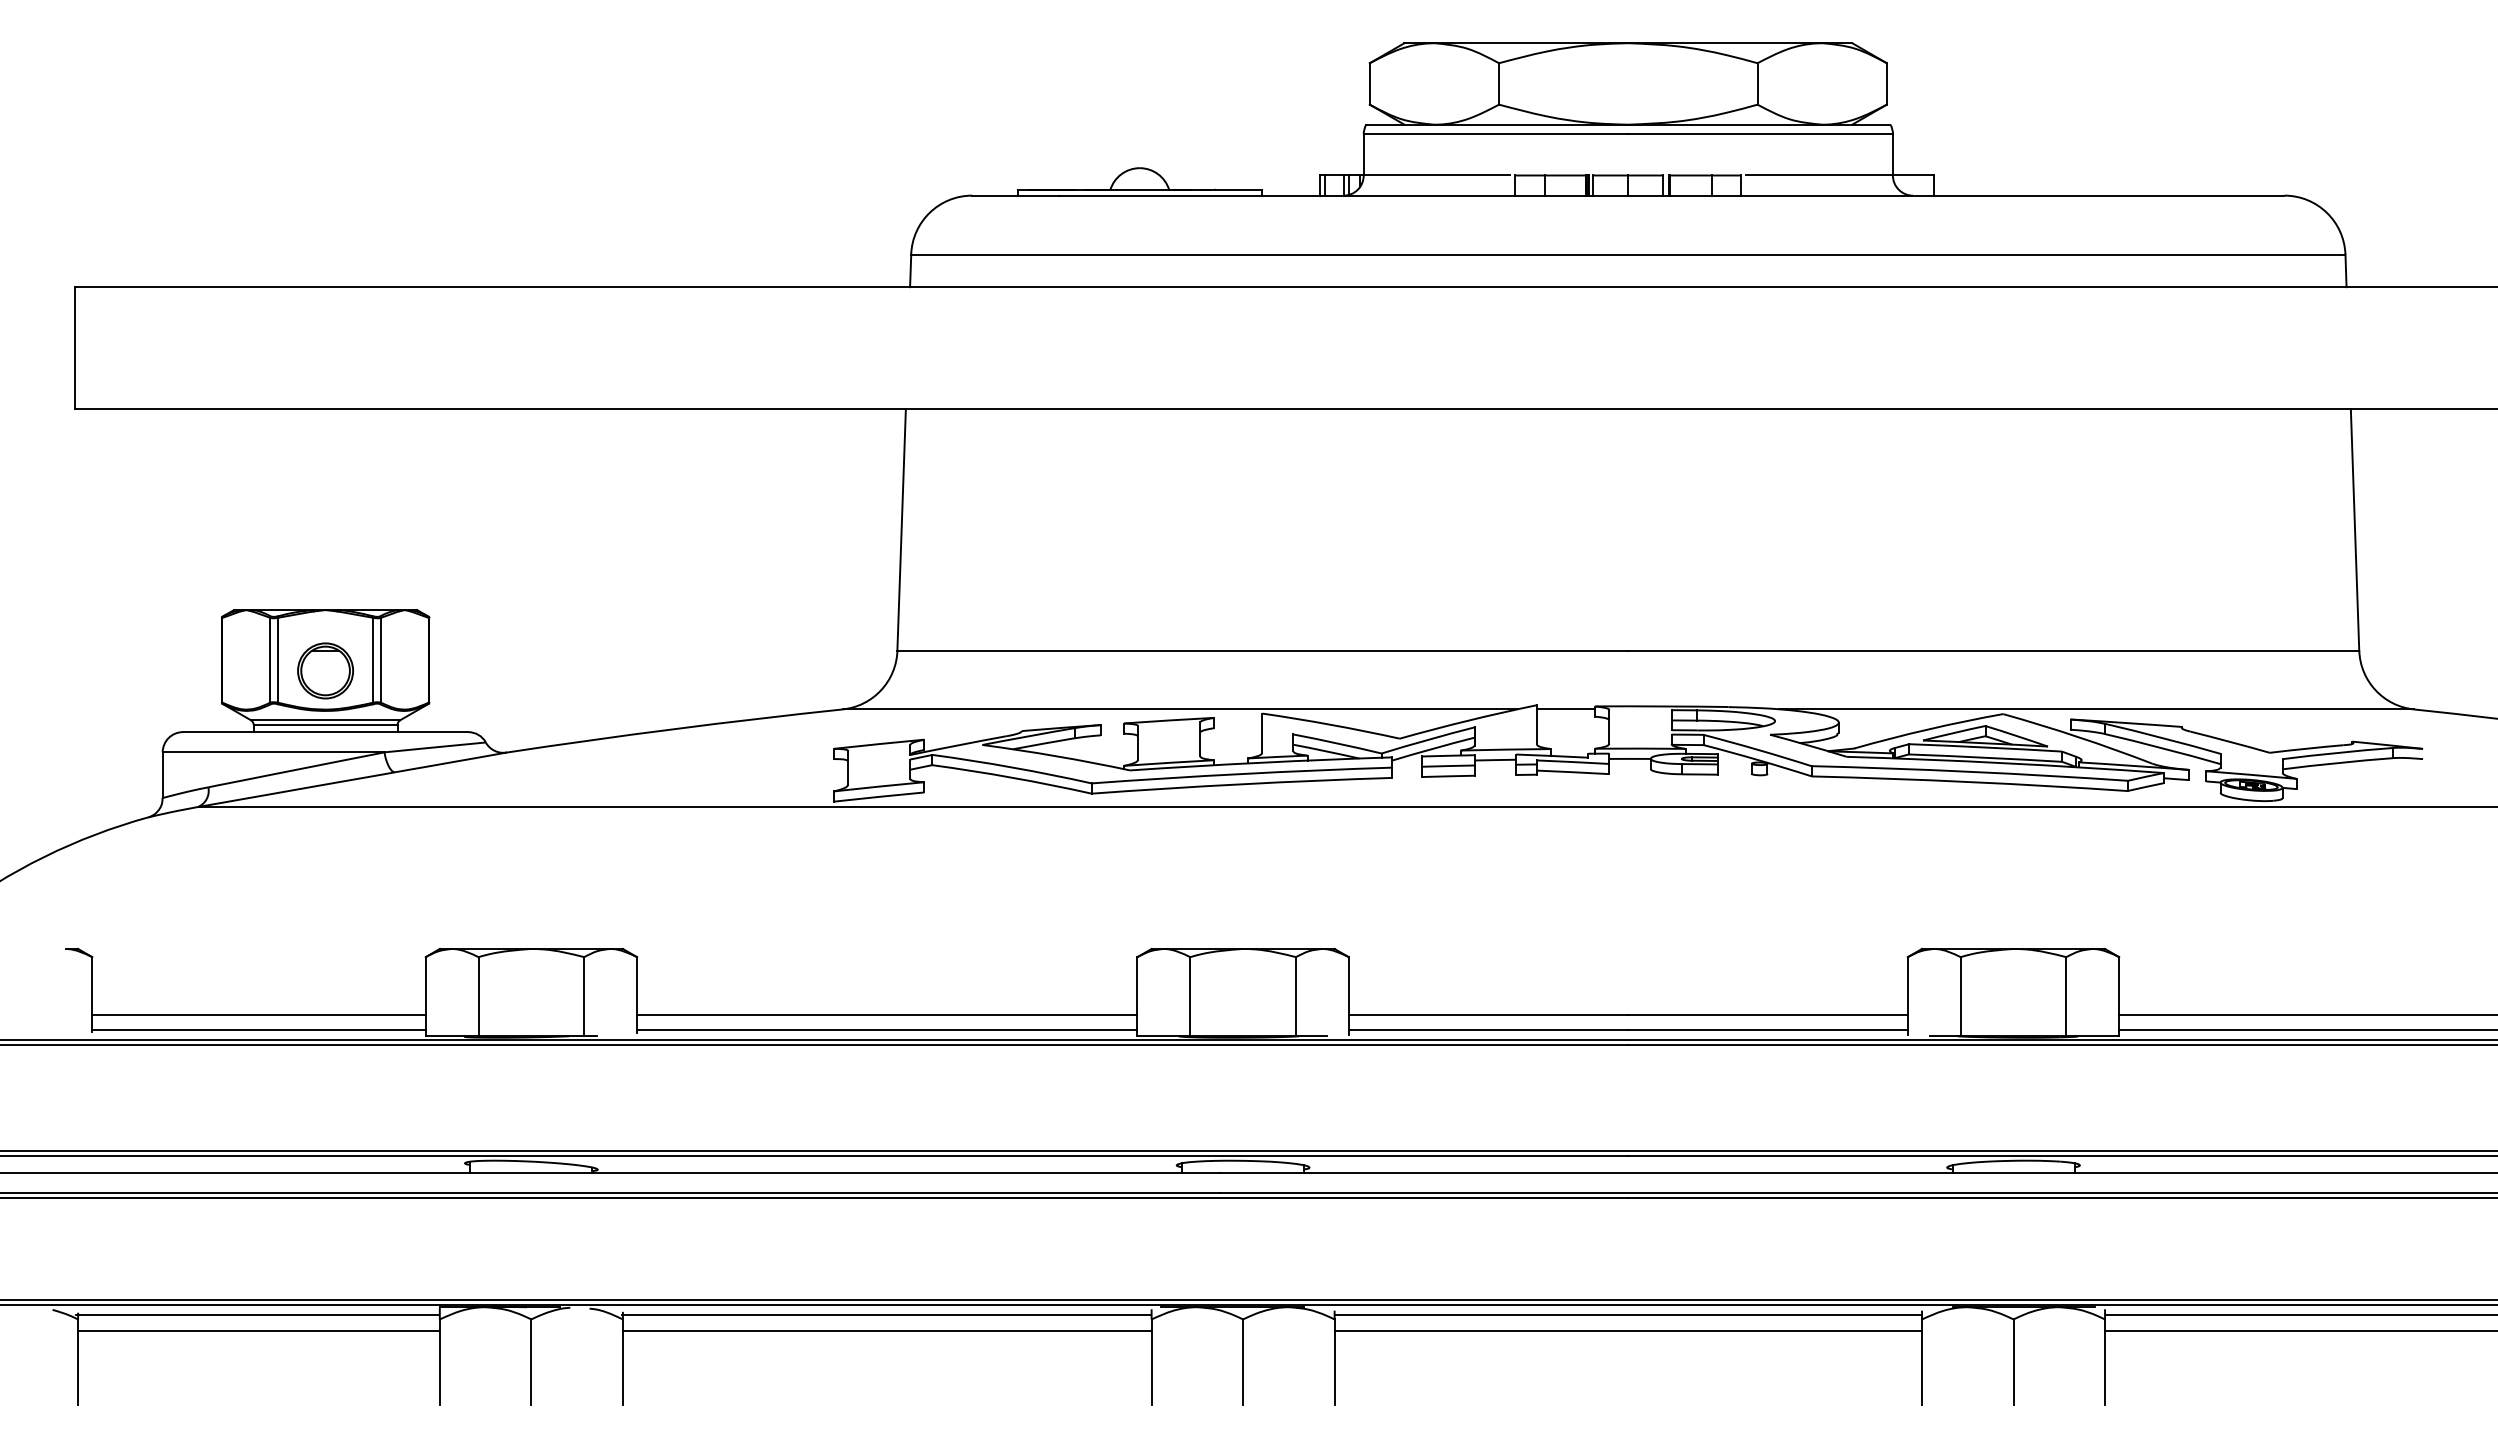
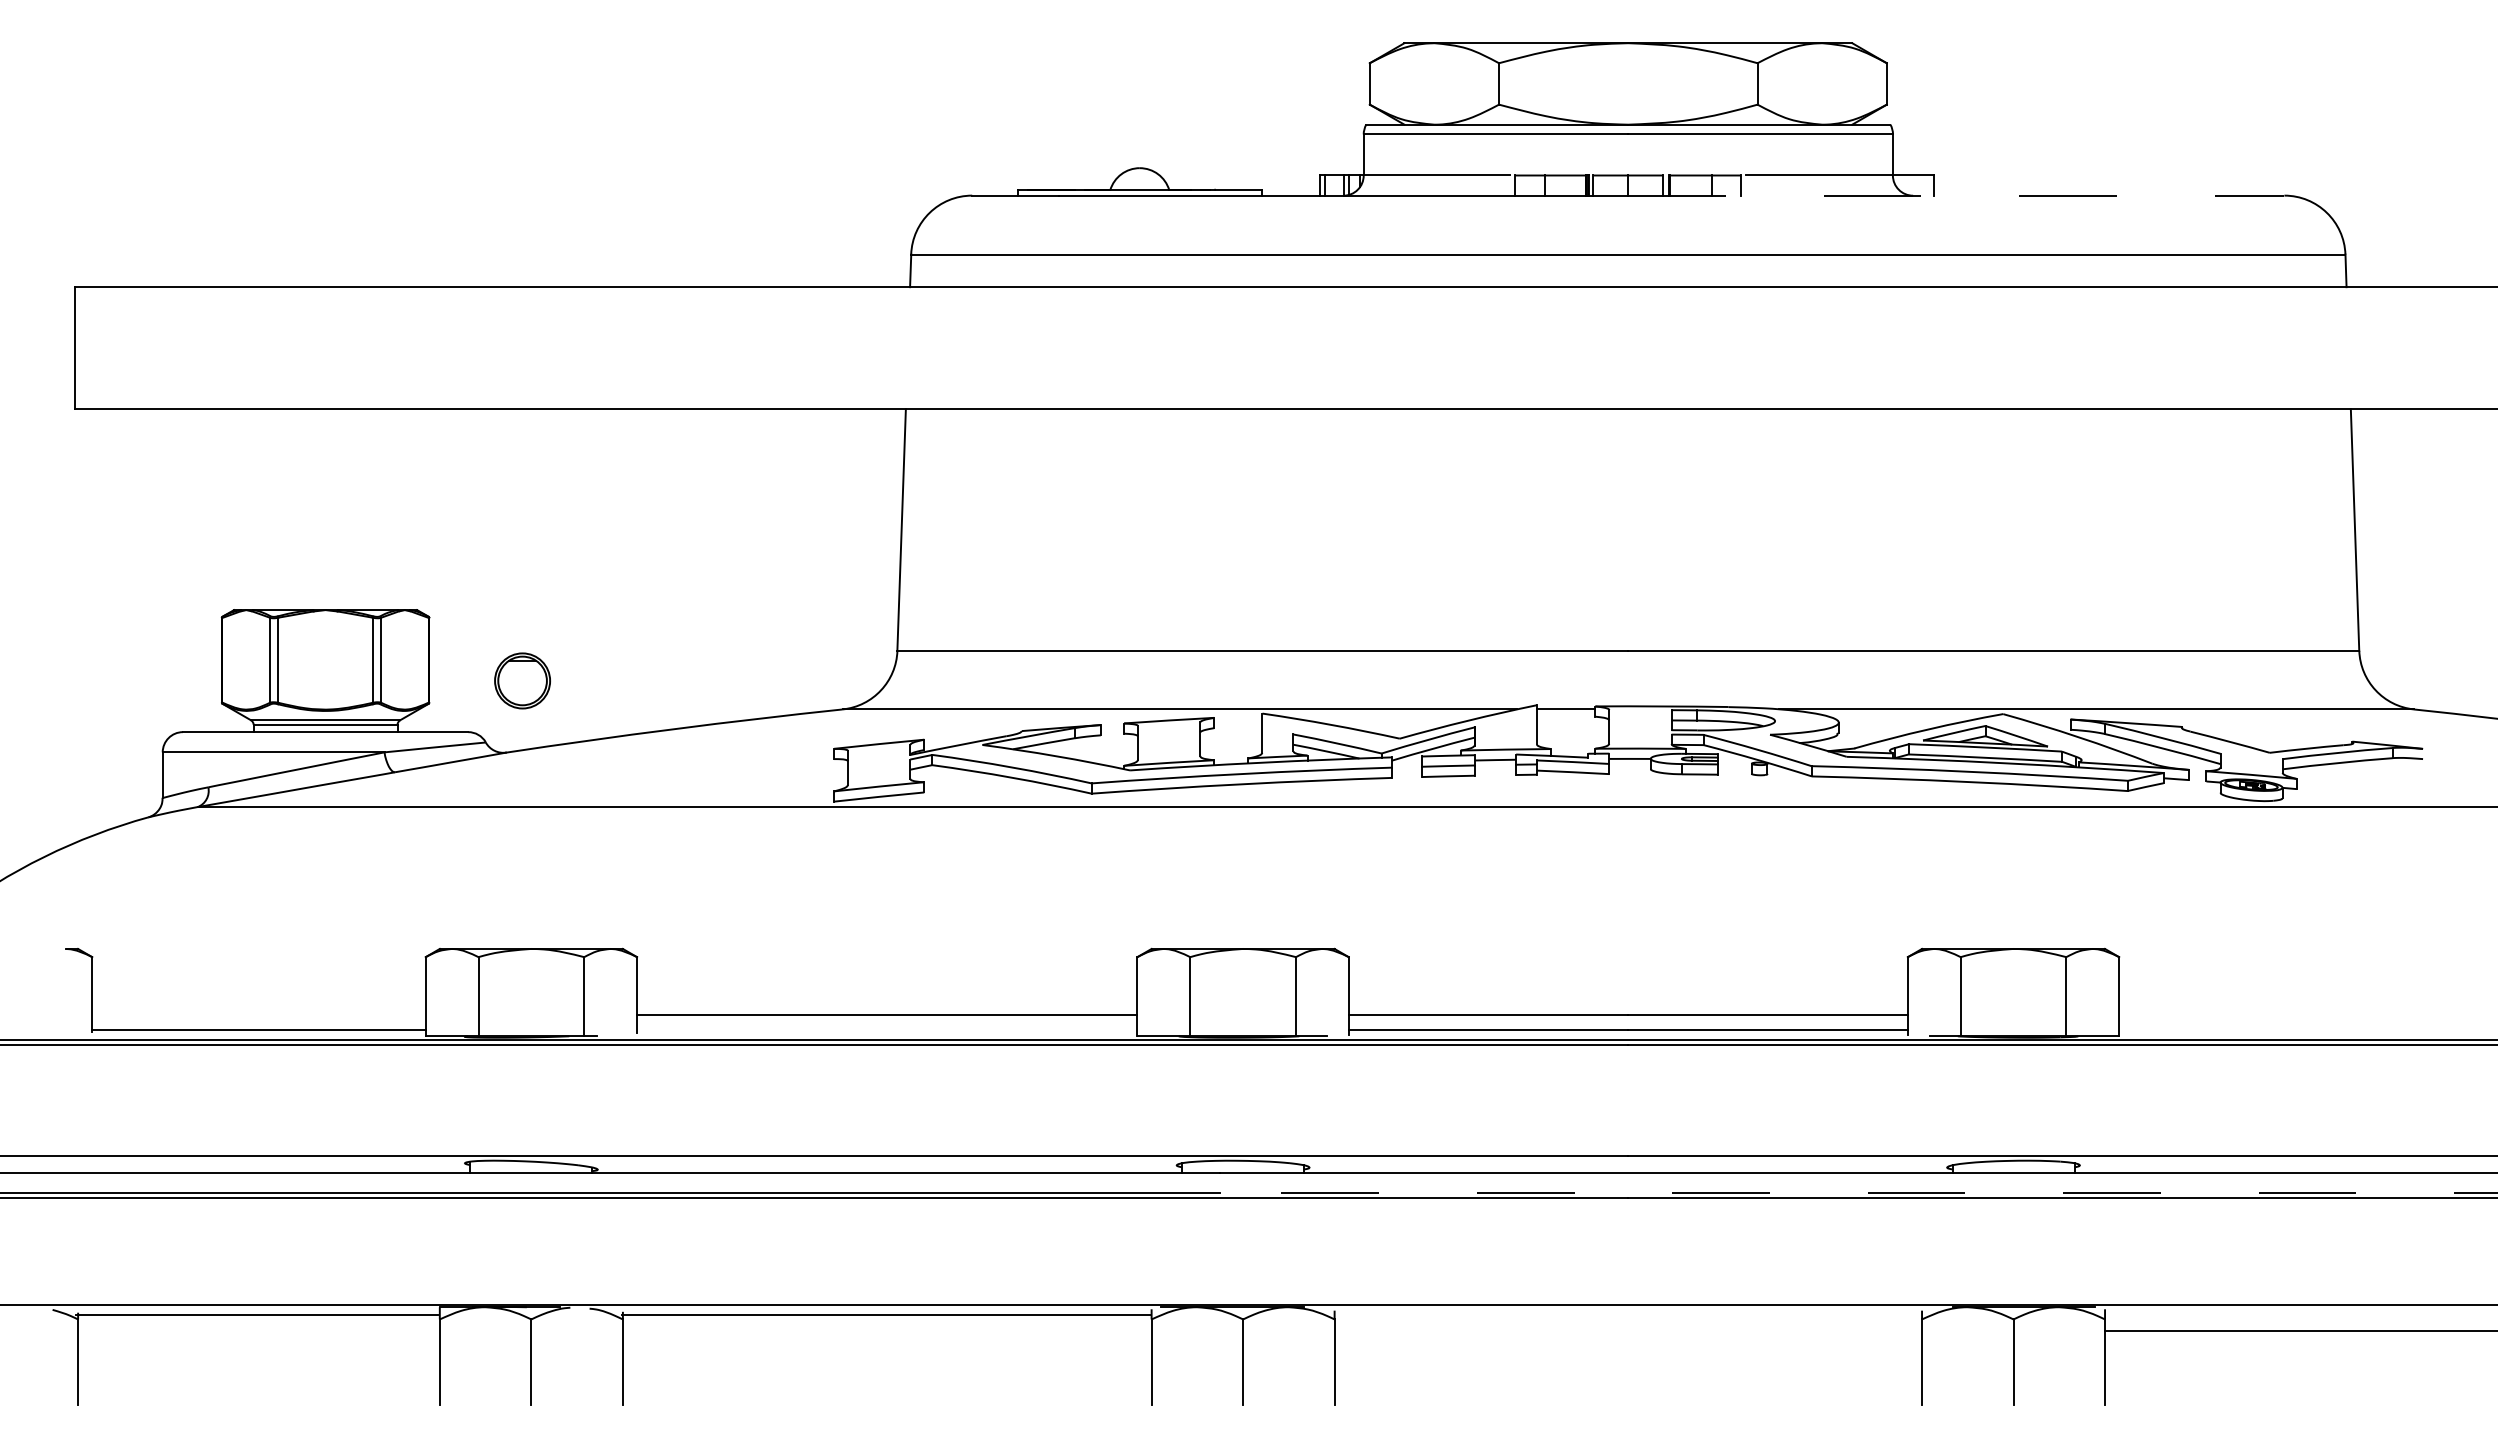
line: solid -> dashed (1956, 195)
part position: (325, 670) -> (522, 680) (522, 680)
line: present -> none (258, 1014)
line: present -> none (2306, 1014)
line: present -> none (887, 1029)
line: present -> none (2306, 1029)
line: present -> none (1248, 1150)
line: solid -> dashed (1858, 1192)
line: present -> none (1248, 1300)
line: present -> none (1628, 1315)
line: present -> none (2299, 1315)
line: present -> none (258, 1331)
line: present -> none (886, 1331)
line: present -> none (1628, 1331)
